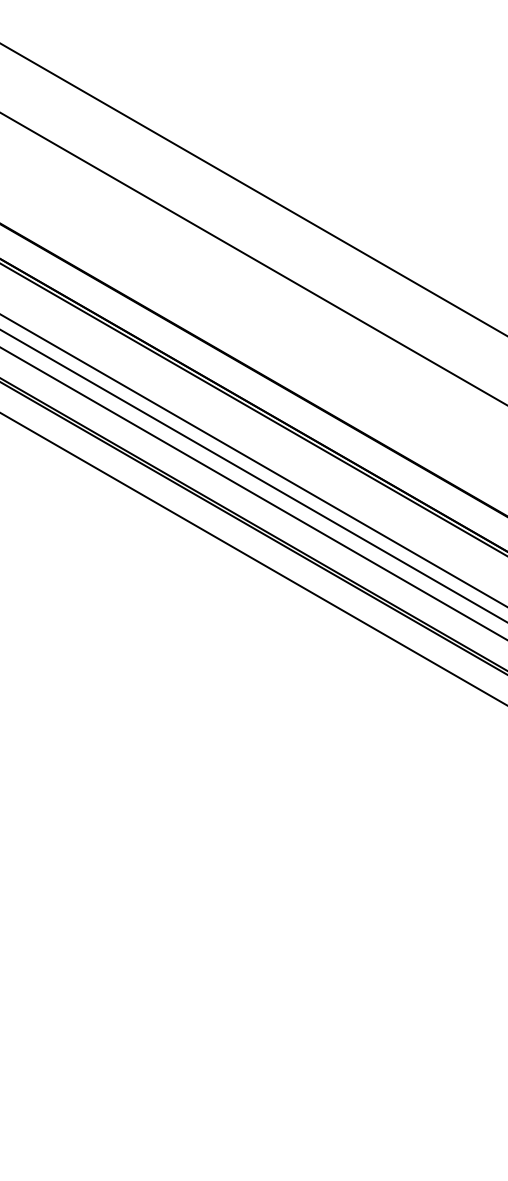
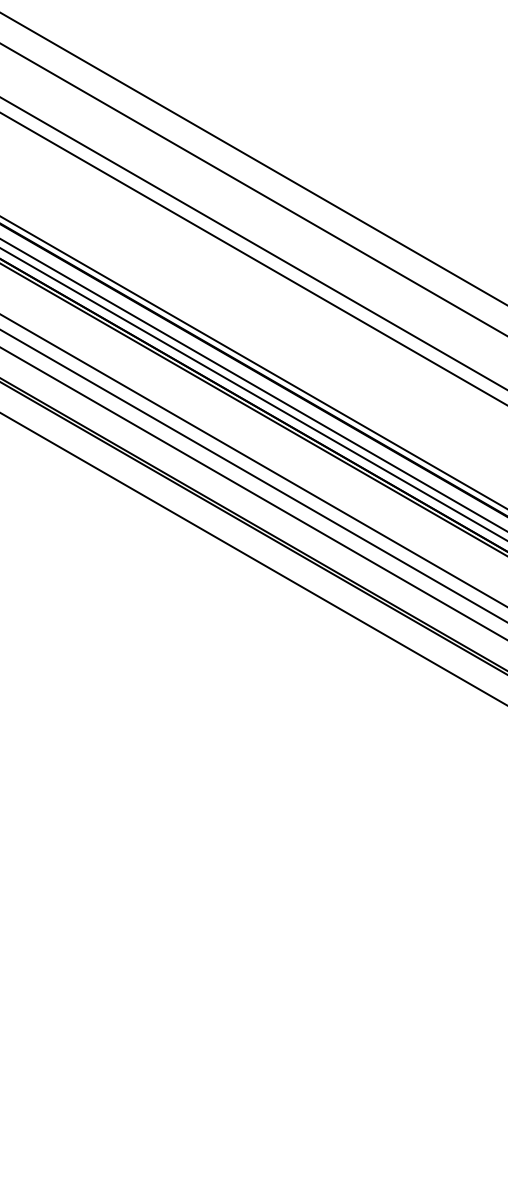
line: none -> present (253, 158)
line: none -> present (253, 243)
line: none -> present (253, 362)
line: none -> present (253, 384)
line: none -> present (253, 394)
